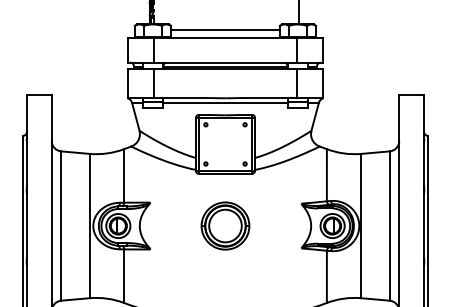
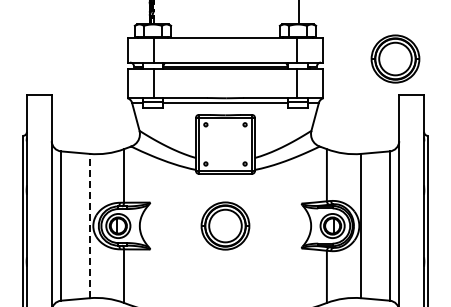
line: present -> none (225, 29)
part: none -> present (395, 58)
line: solid -> dashed (89, 225)
